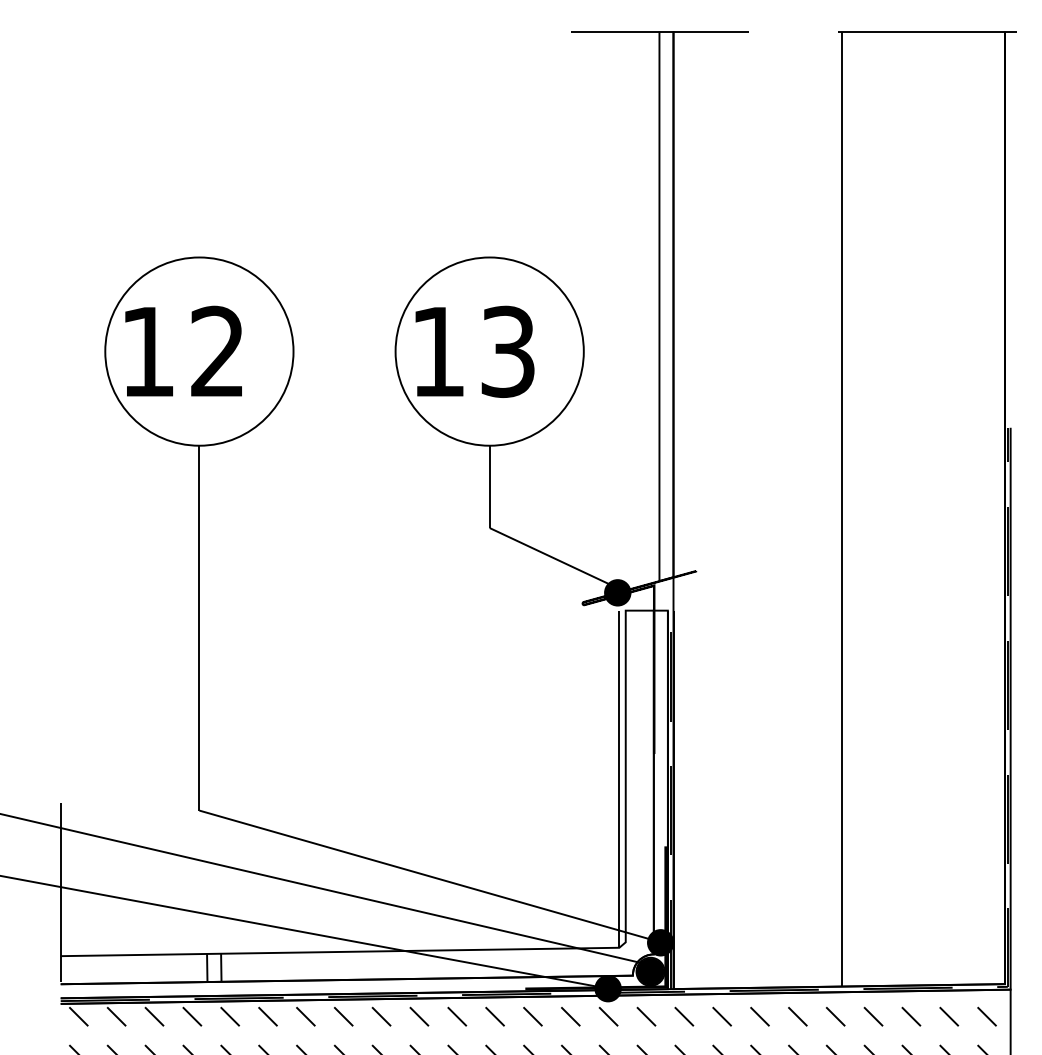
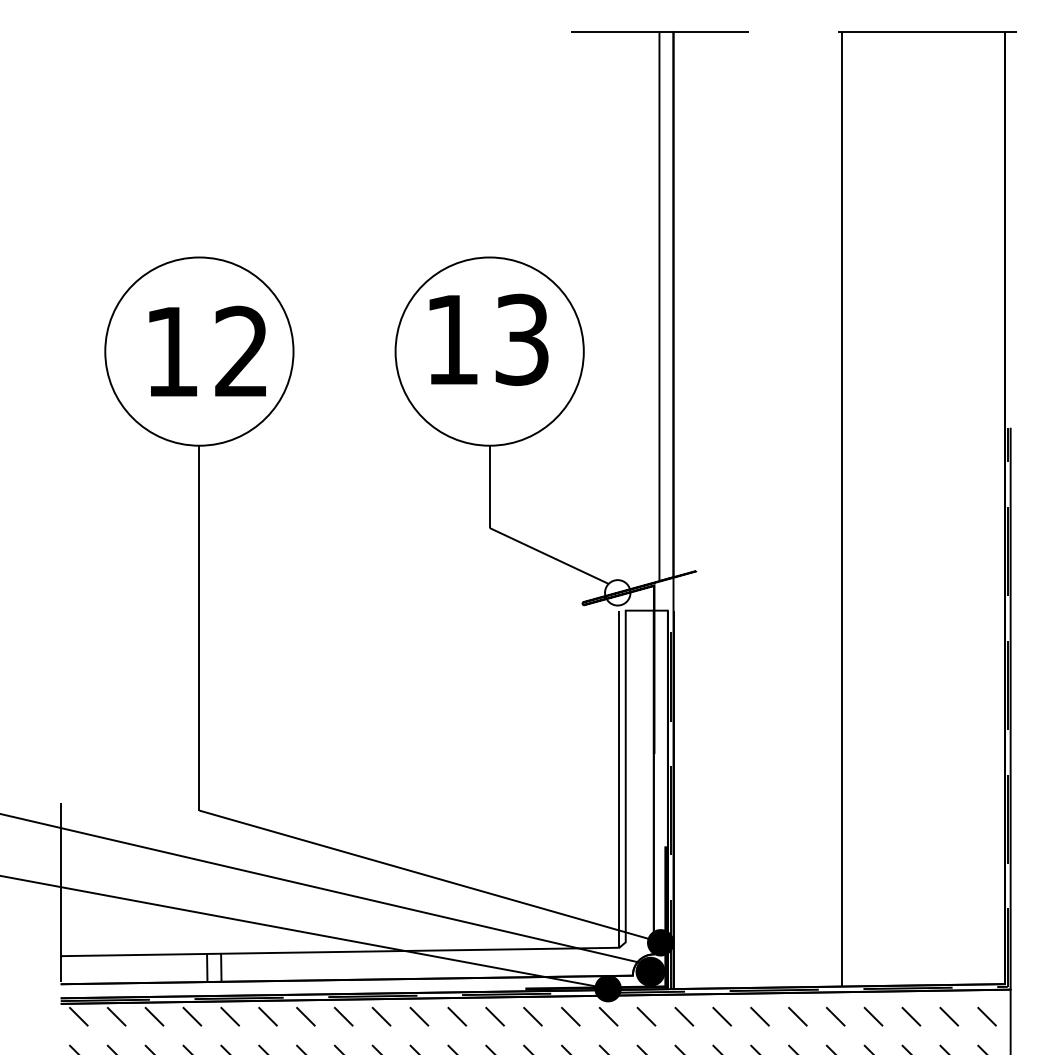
text position: (183, 350) -> (207, 350) (207, 350)
text position: (474, 351) -> (488, 339) (488, 339)
fill: present -> none (617, 592)
